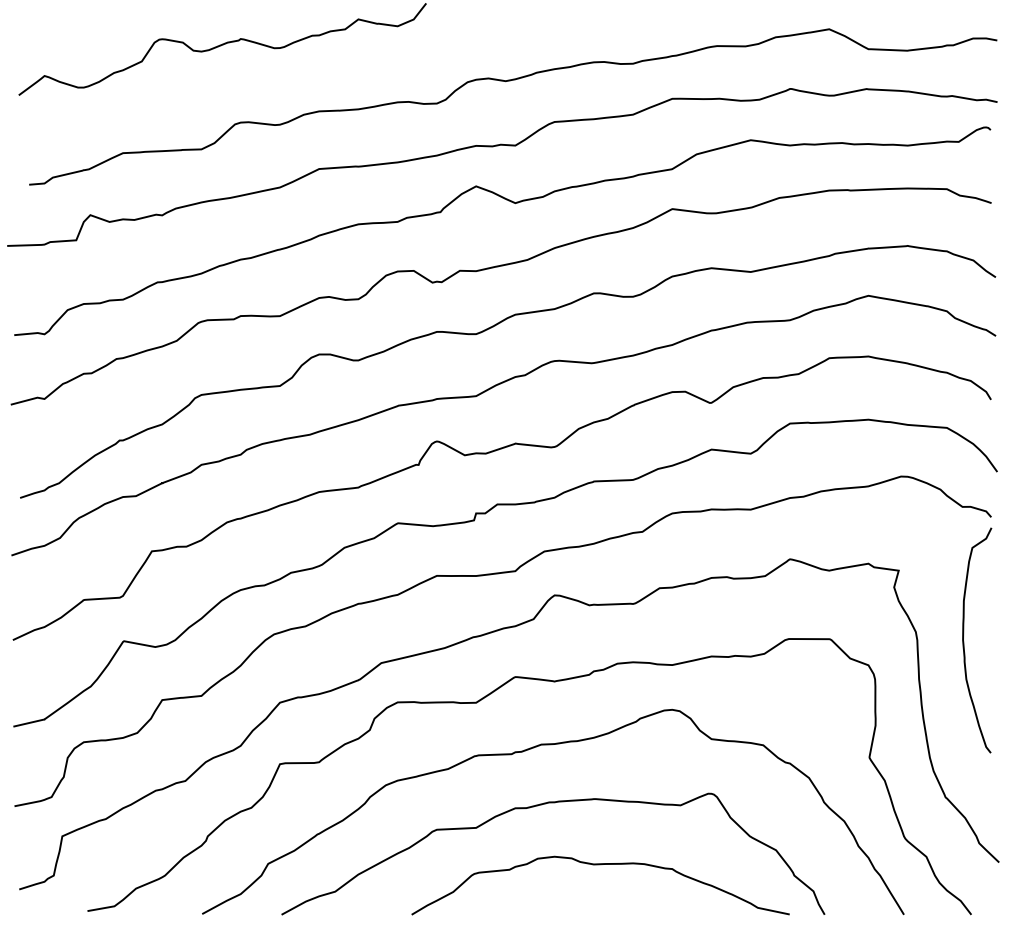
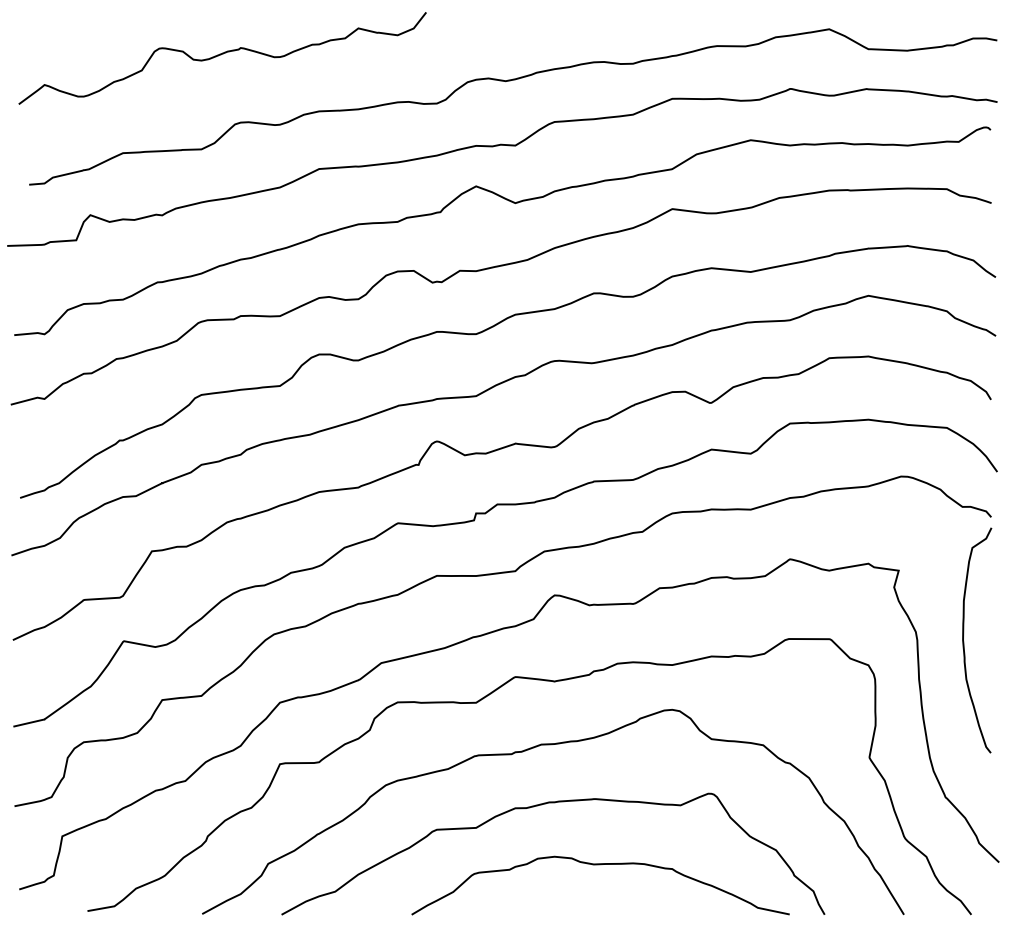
curve position: (221, 46) -> (221, 55) (221, 55)
